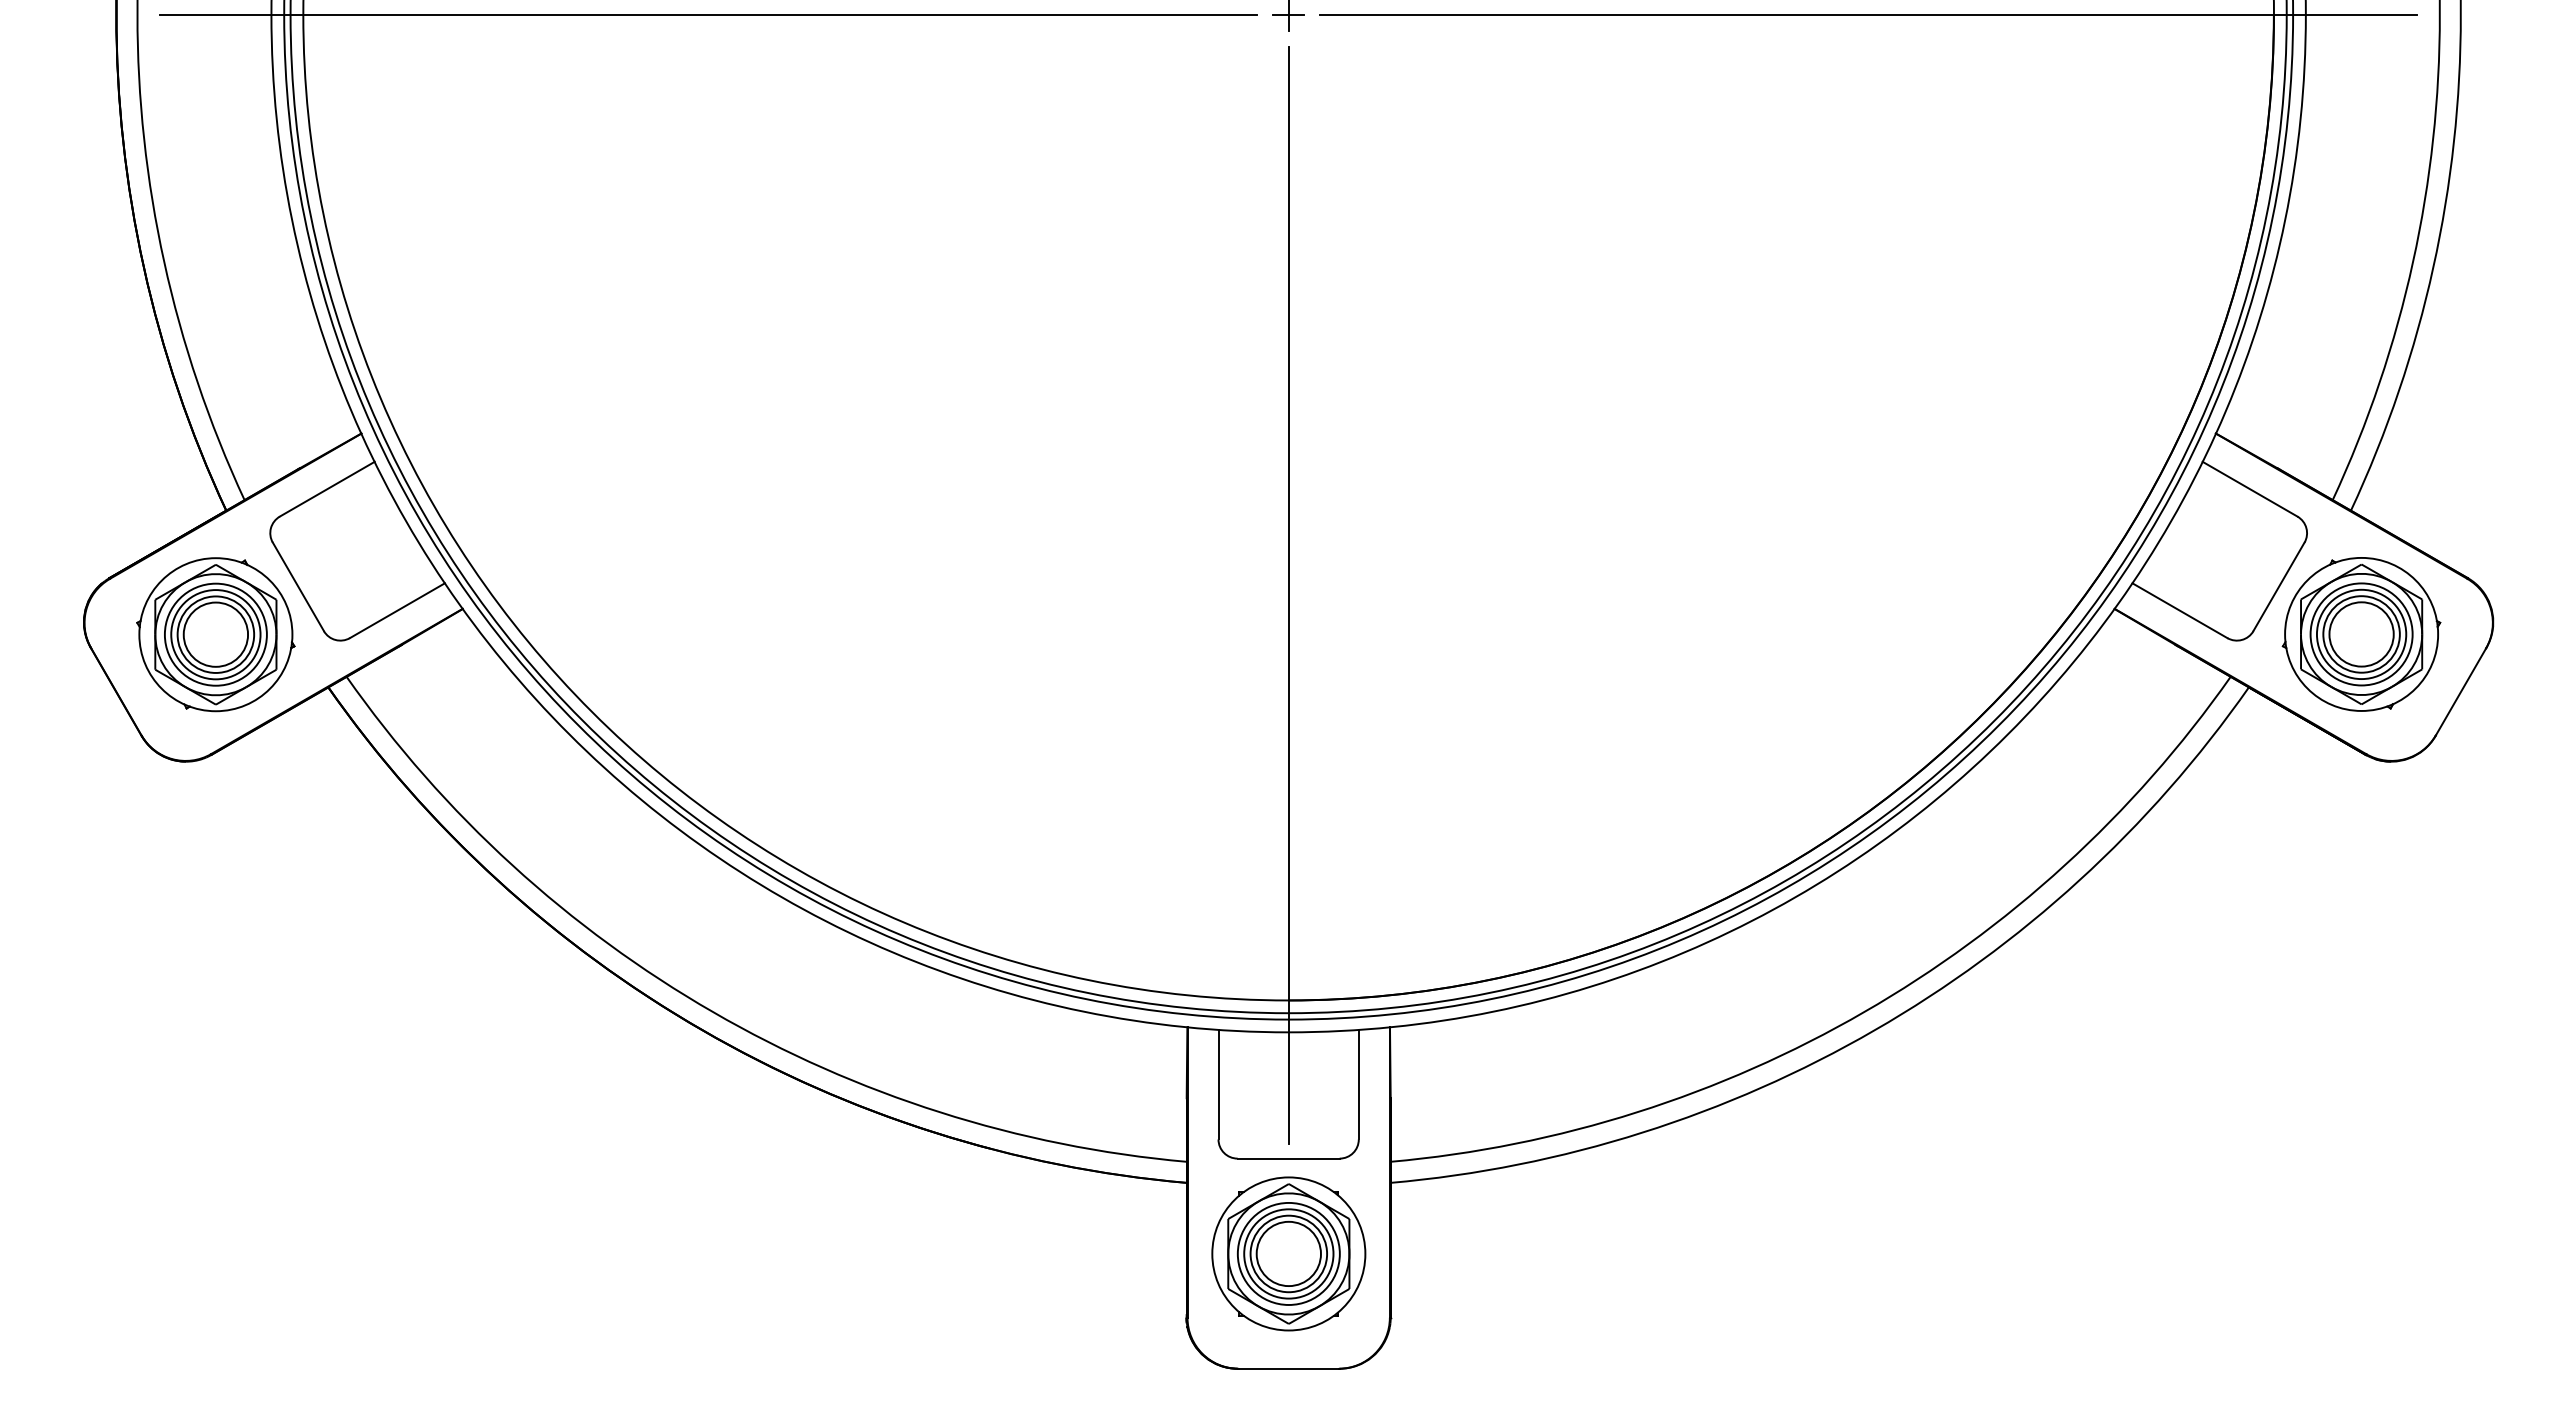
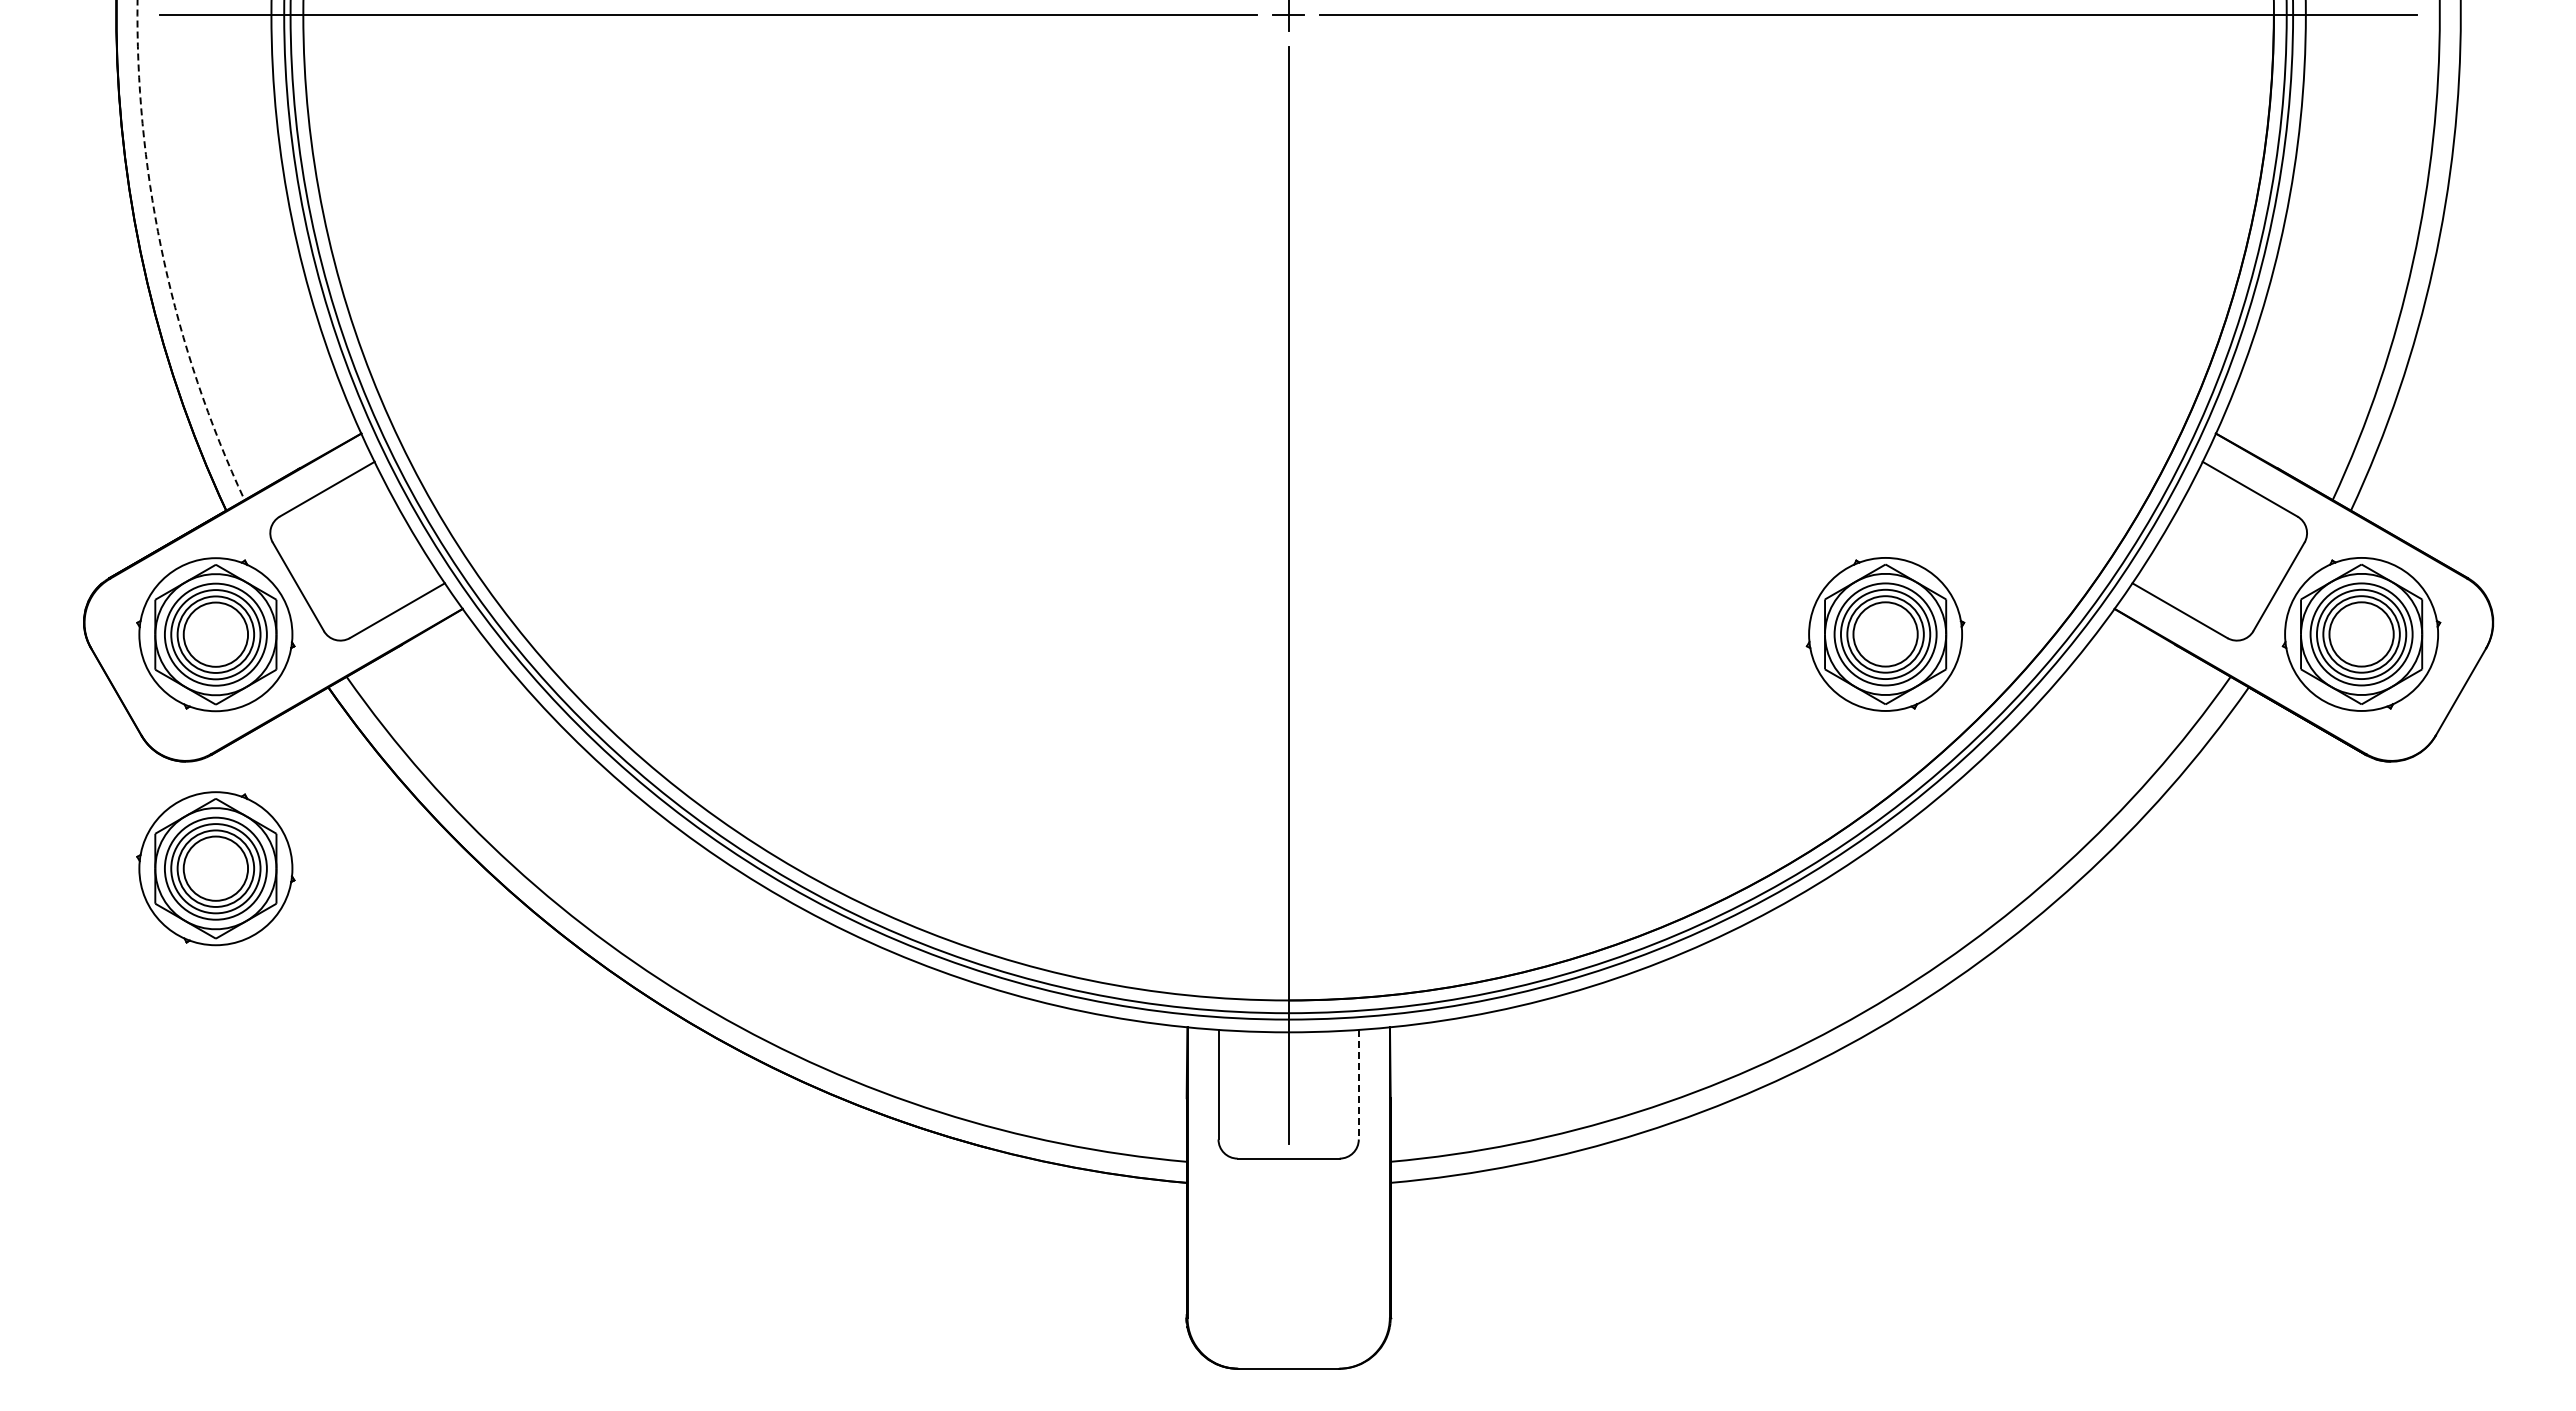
arc: solid -> dashed (162, 255)
part: none -> present (1885, 634)
part: none -> present (215, 868)
line: solid -> dashed (1358, 1084)
part: present -> none (1288, 1253)
